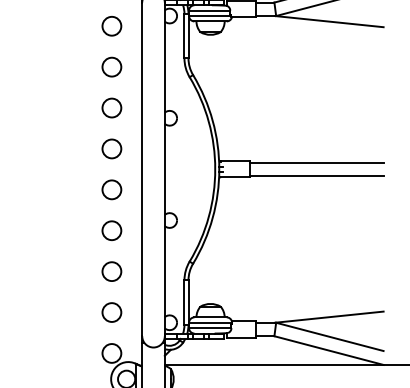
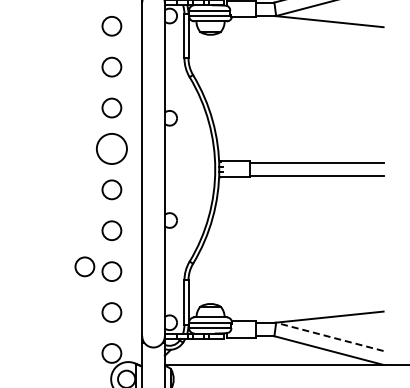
circle diameter: 19 px -> 30 px (111, 148)
circle: none -> present (84, 266)
line: solid -> dashed (329, 336)
